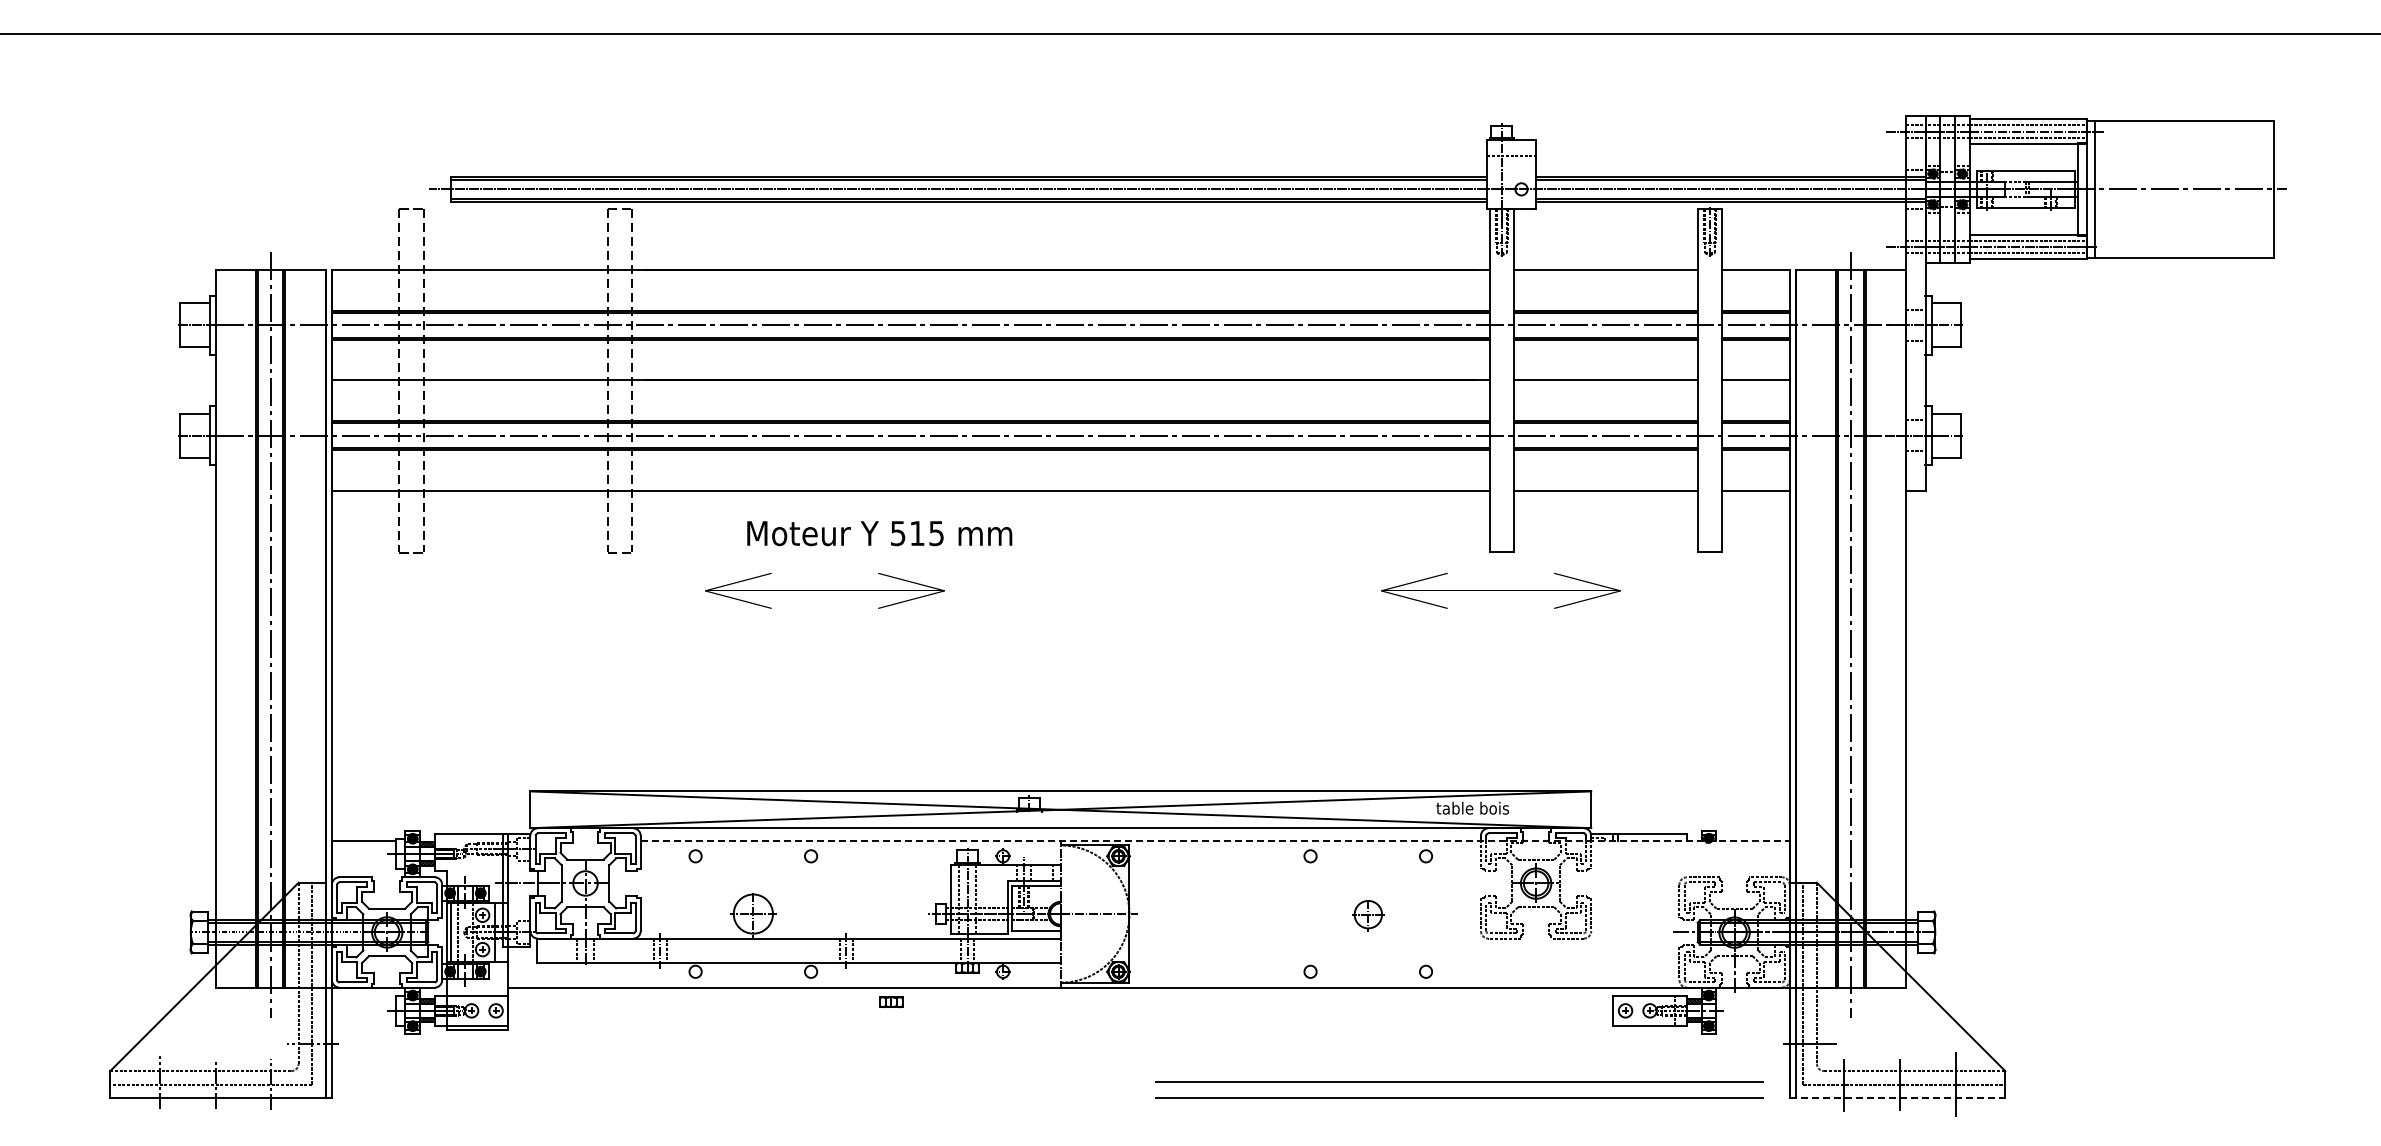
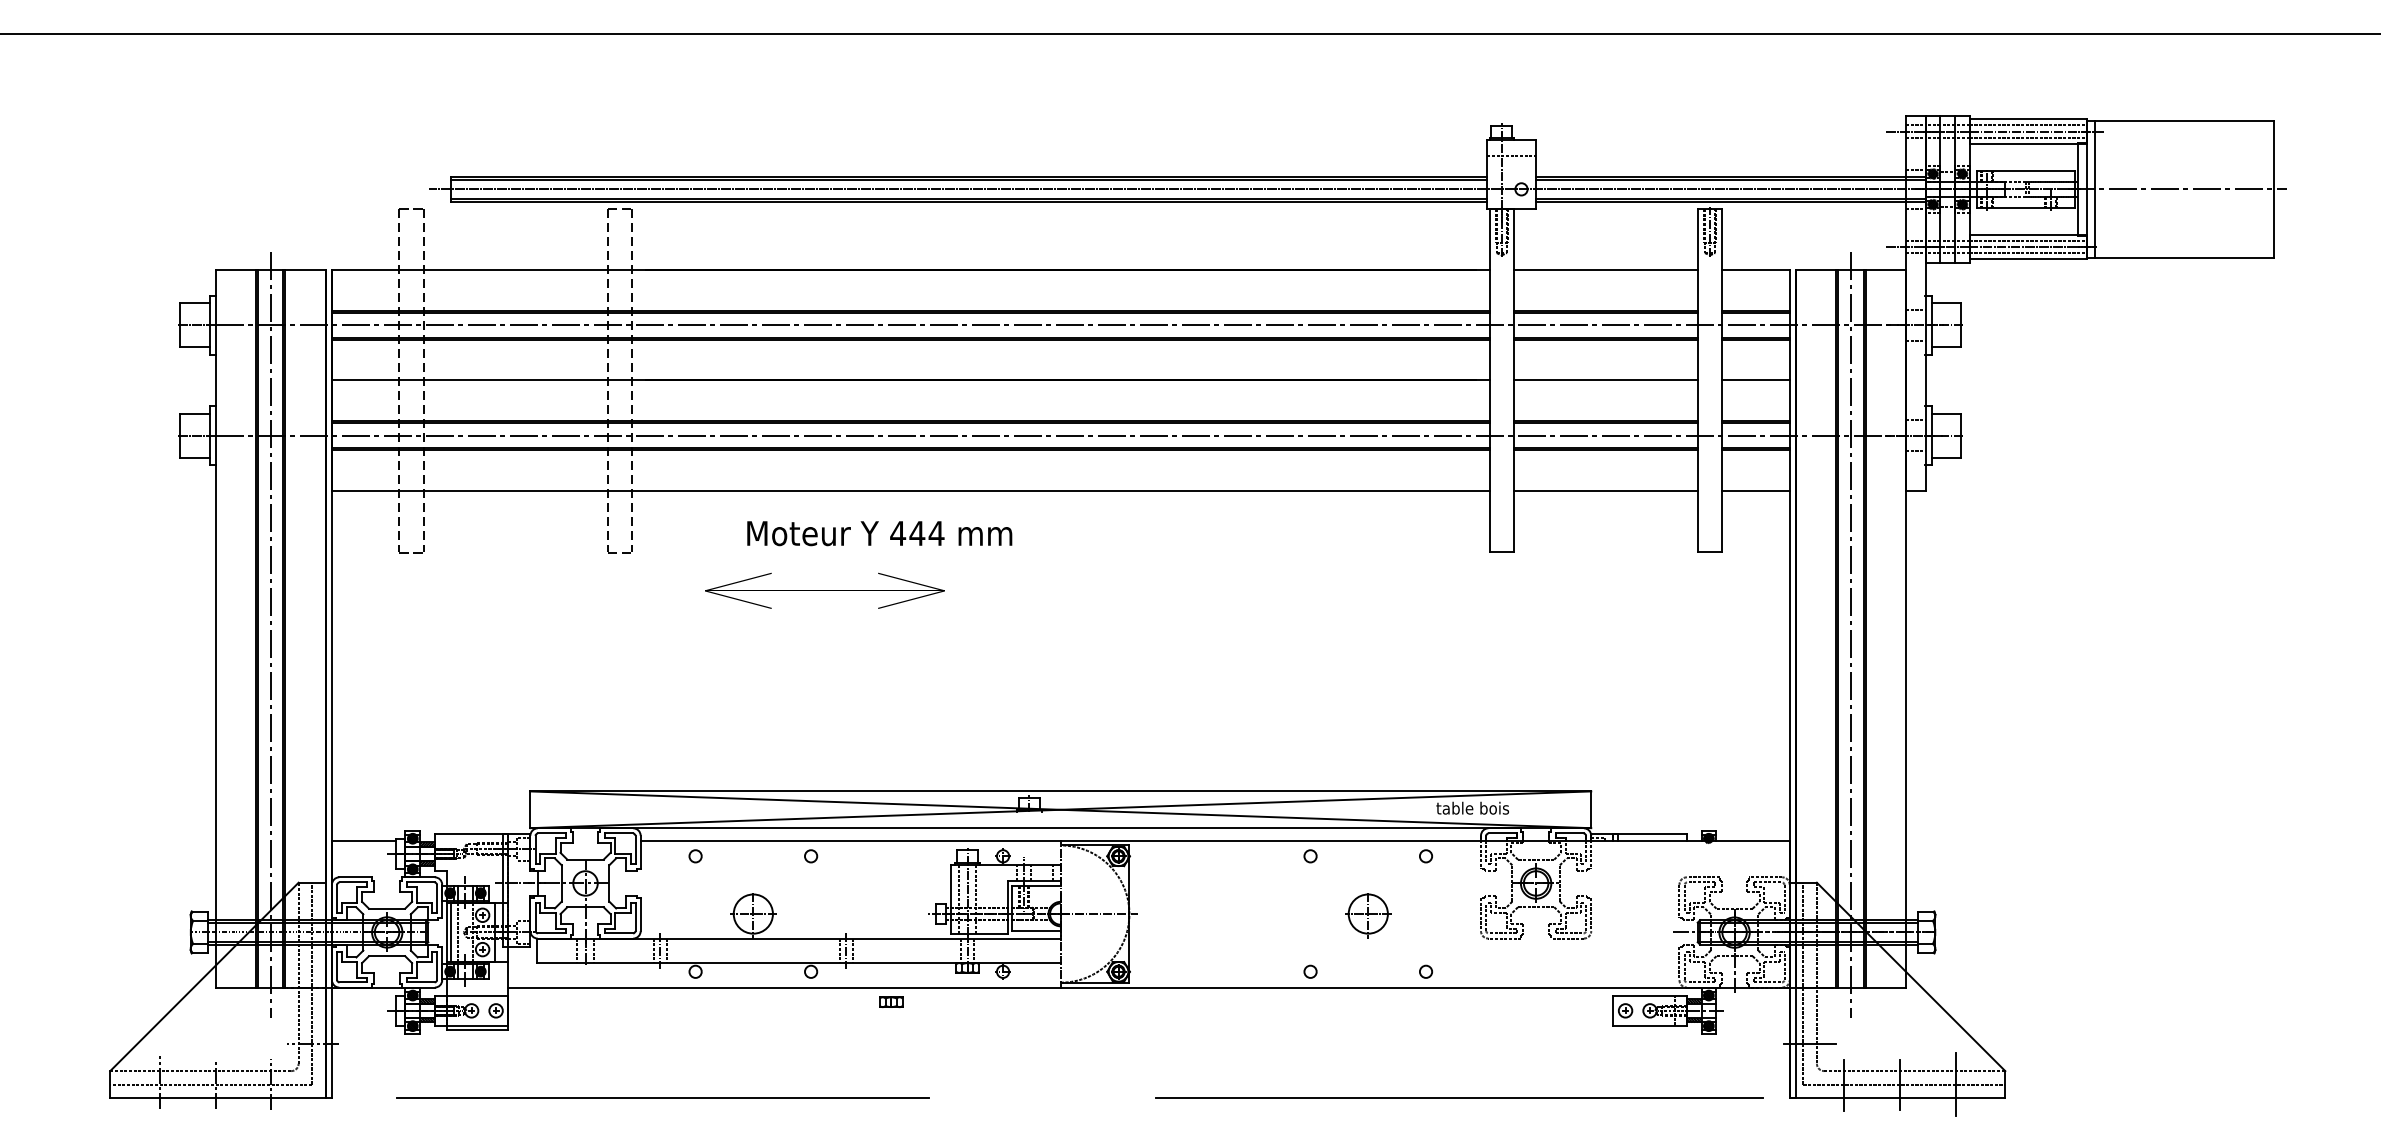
text: 515 -> 444 (917, 533)
part: present -> none (1500, 590)
line: dashed -> solid (1215, 840)
part size: 33x32 px -> 47x46 px (1368, 915)
line: present -> none (1459, 1081)
line: none -> present (662, 1098)
line: dashed -> solid (1897, 1098)
